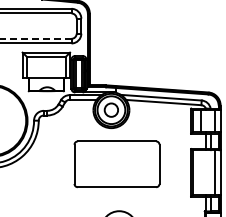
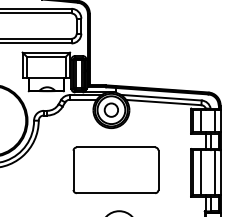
line: dashed -> solid (35, 38)
part position: (116, 163) -> (115, 169) (115, 169)
line: none -> present (201, 172)
